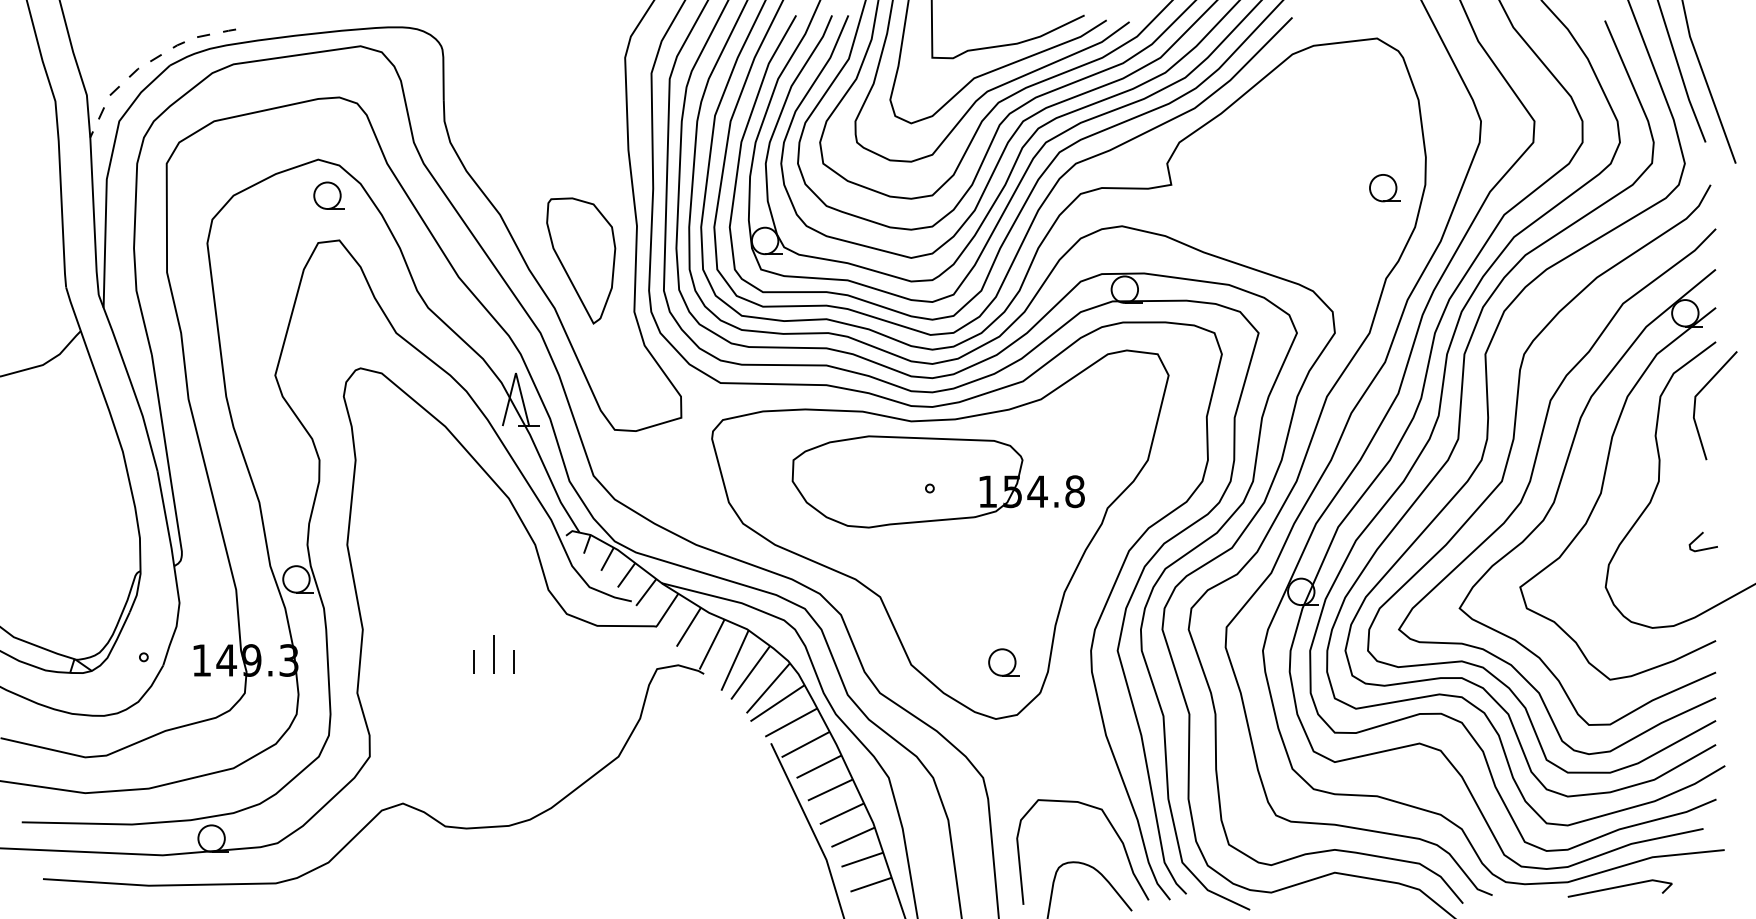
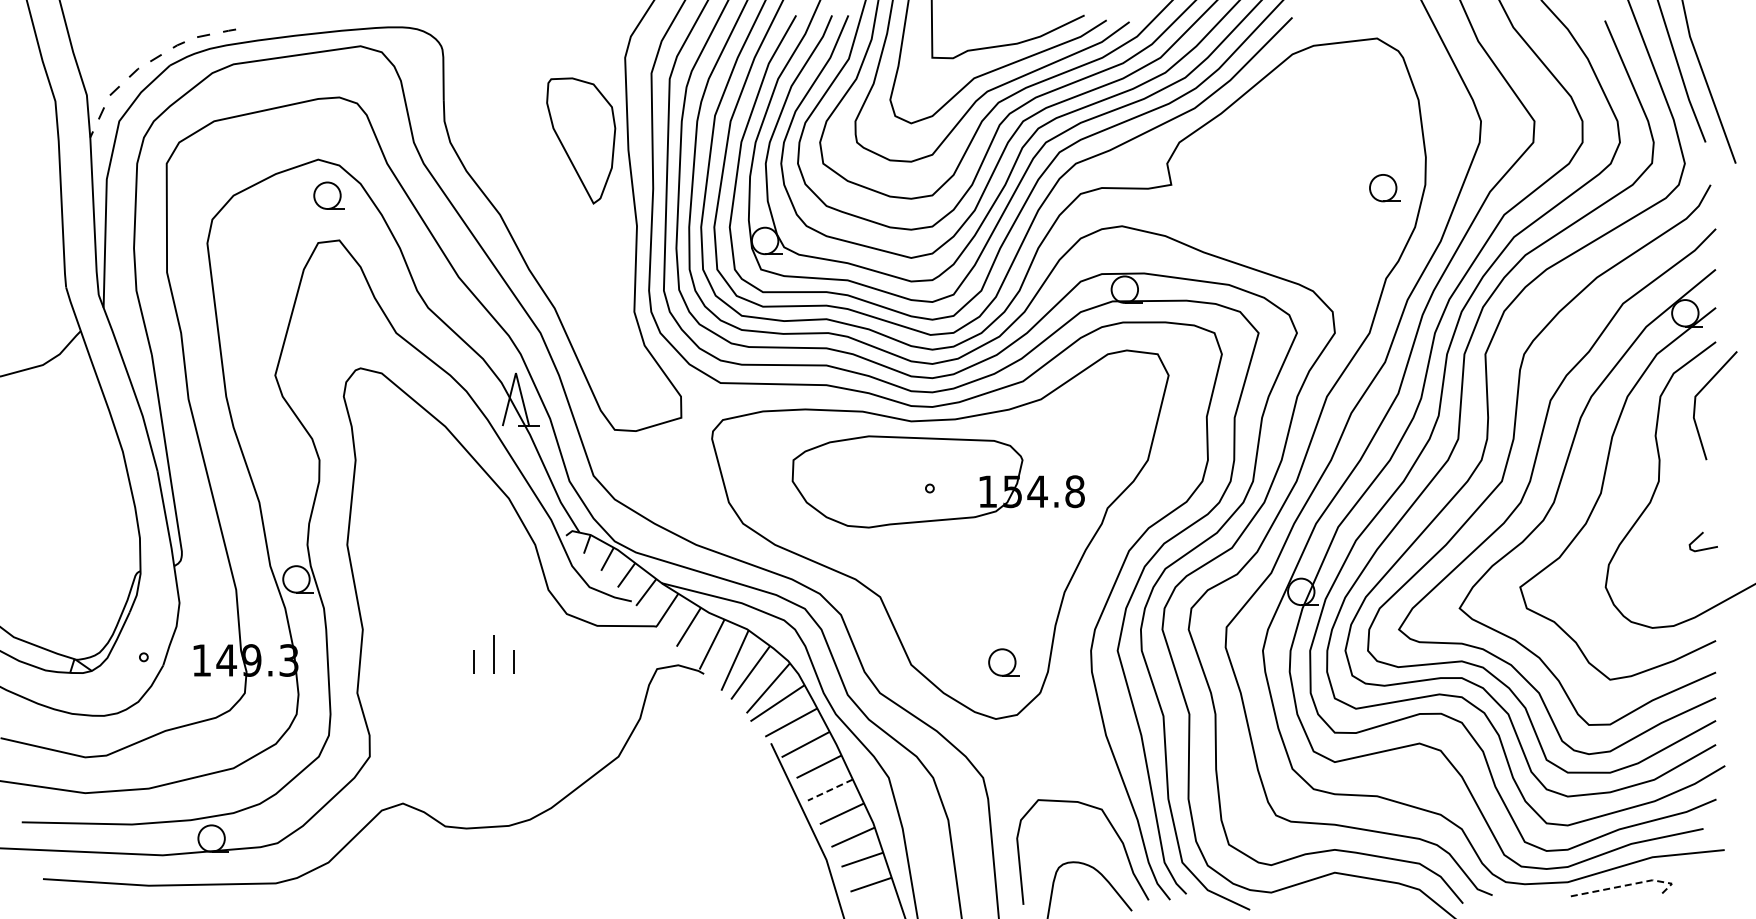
part position: (581, 260) -> (581, 140) (581, 140)
line: solid -> dashed (830, 790)
line: solid -> dashed (1627, 885)
